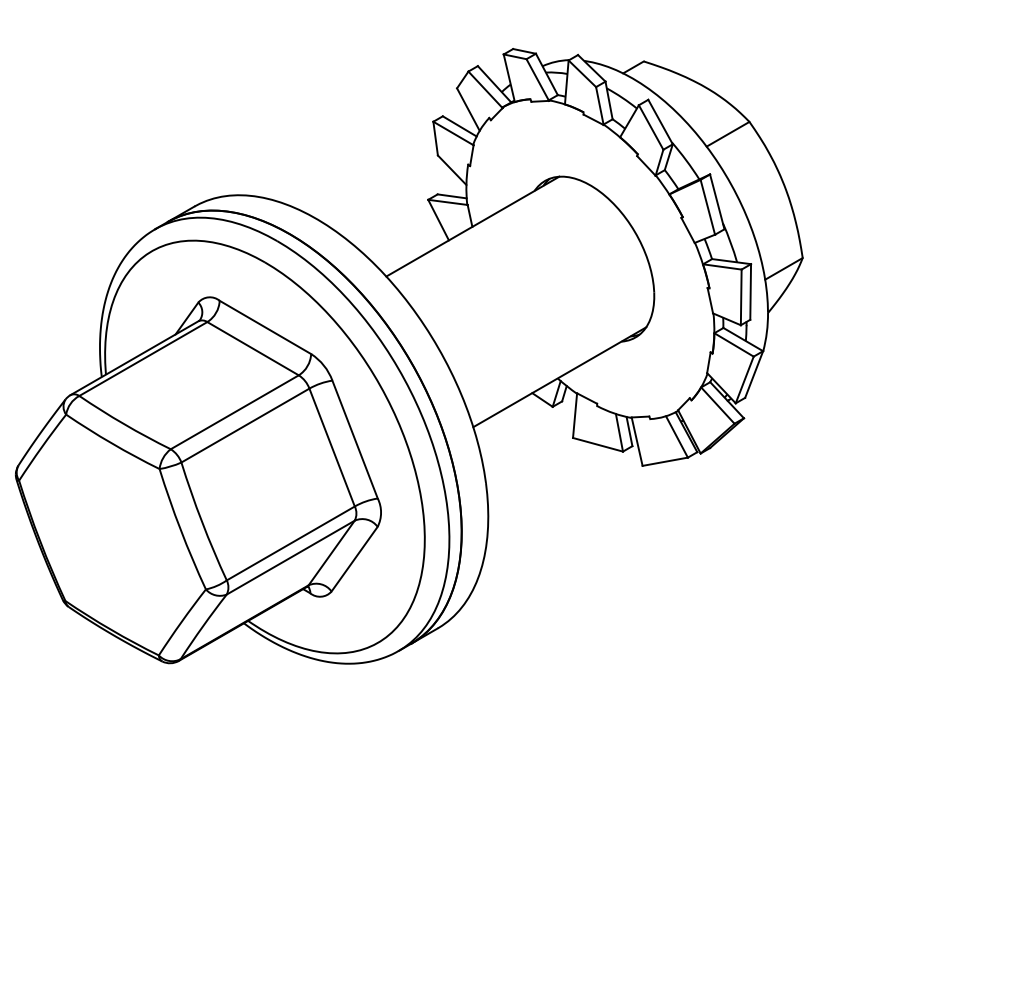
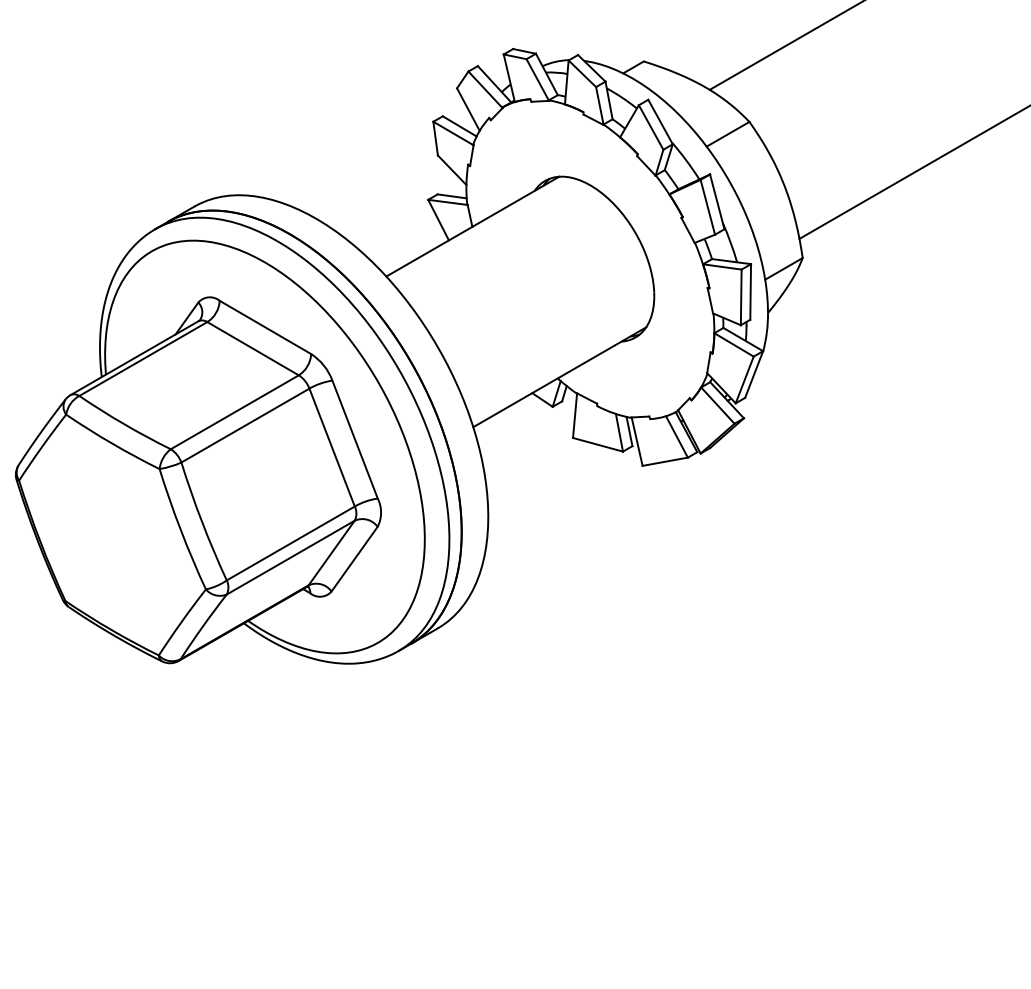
line: none -> present (785, 45)
line: none -> present (913, 172)
